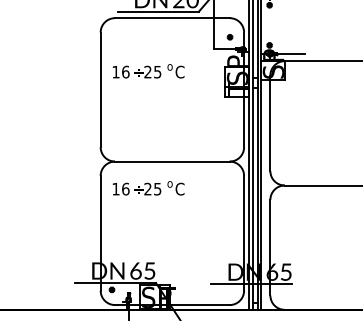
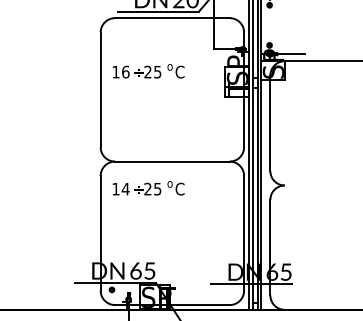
part: present -> none (229, 37)
line: present -> none (321, 185)
text: 16 -> 14 (125, 188)
